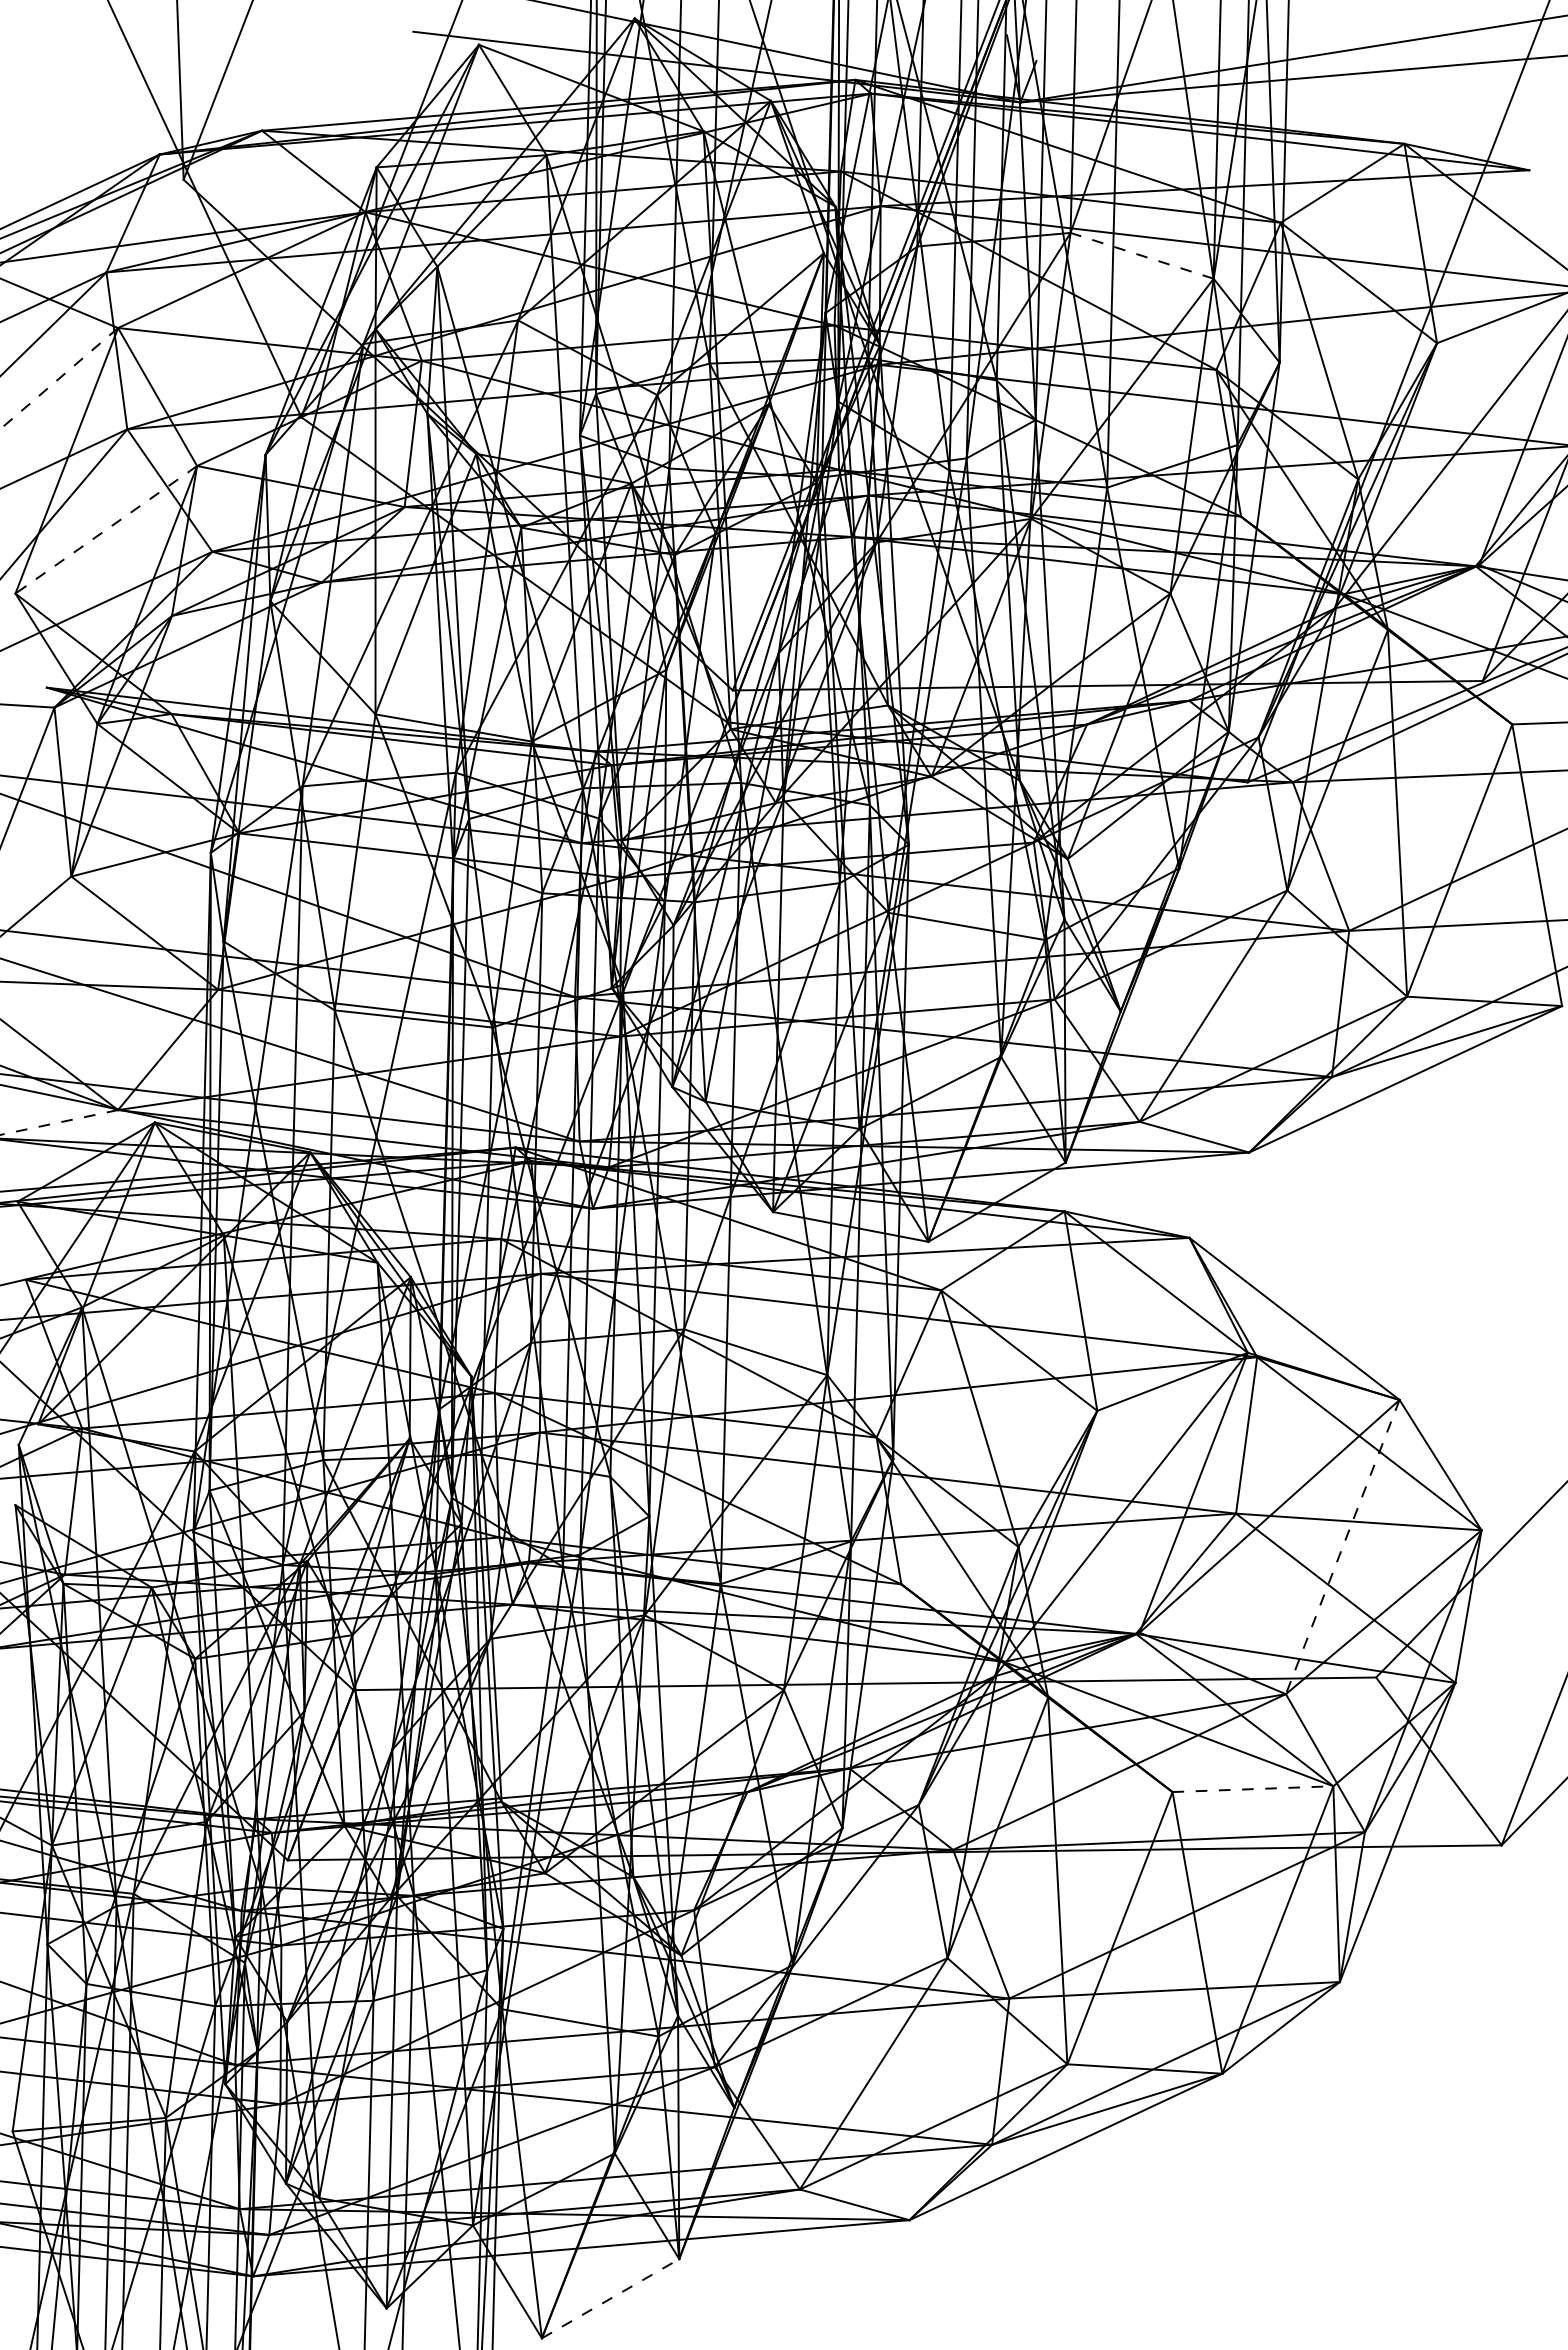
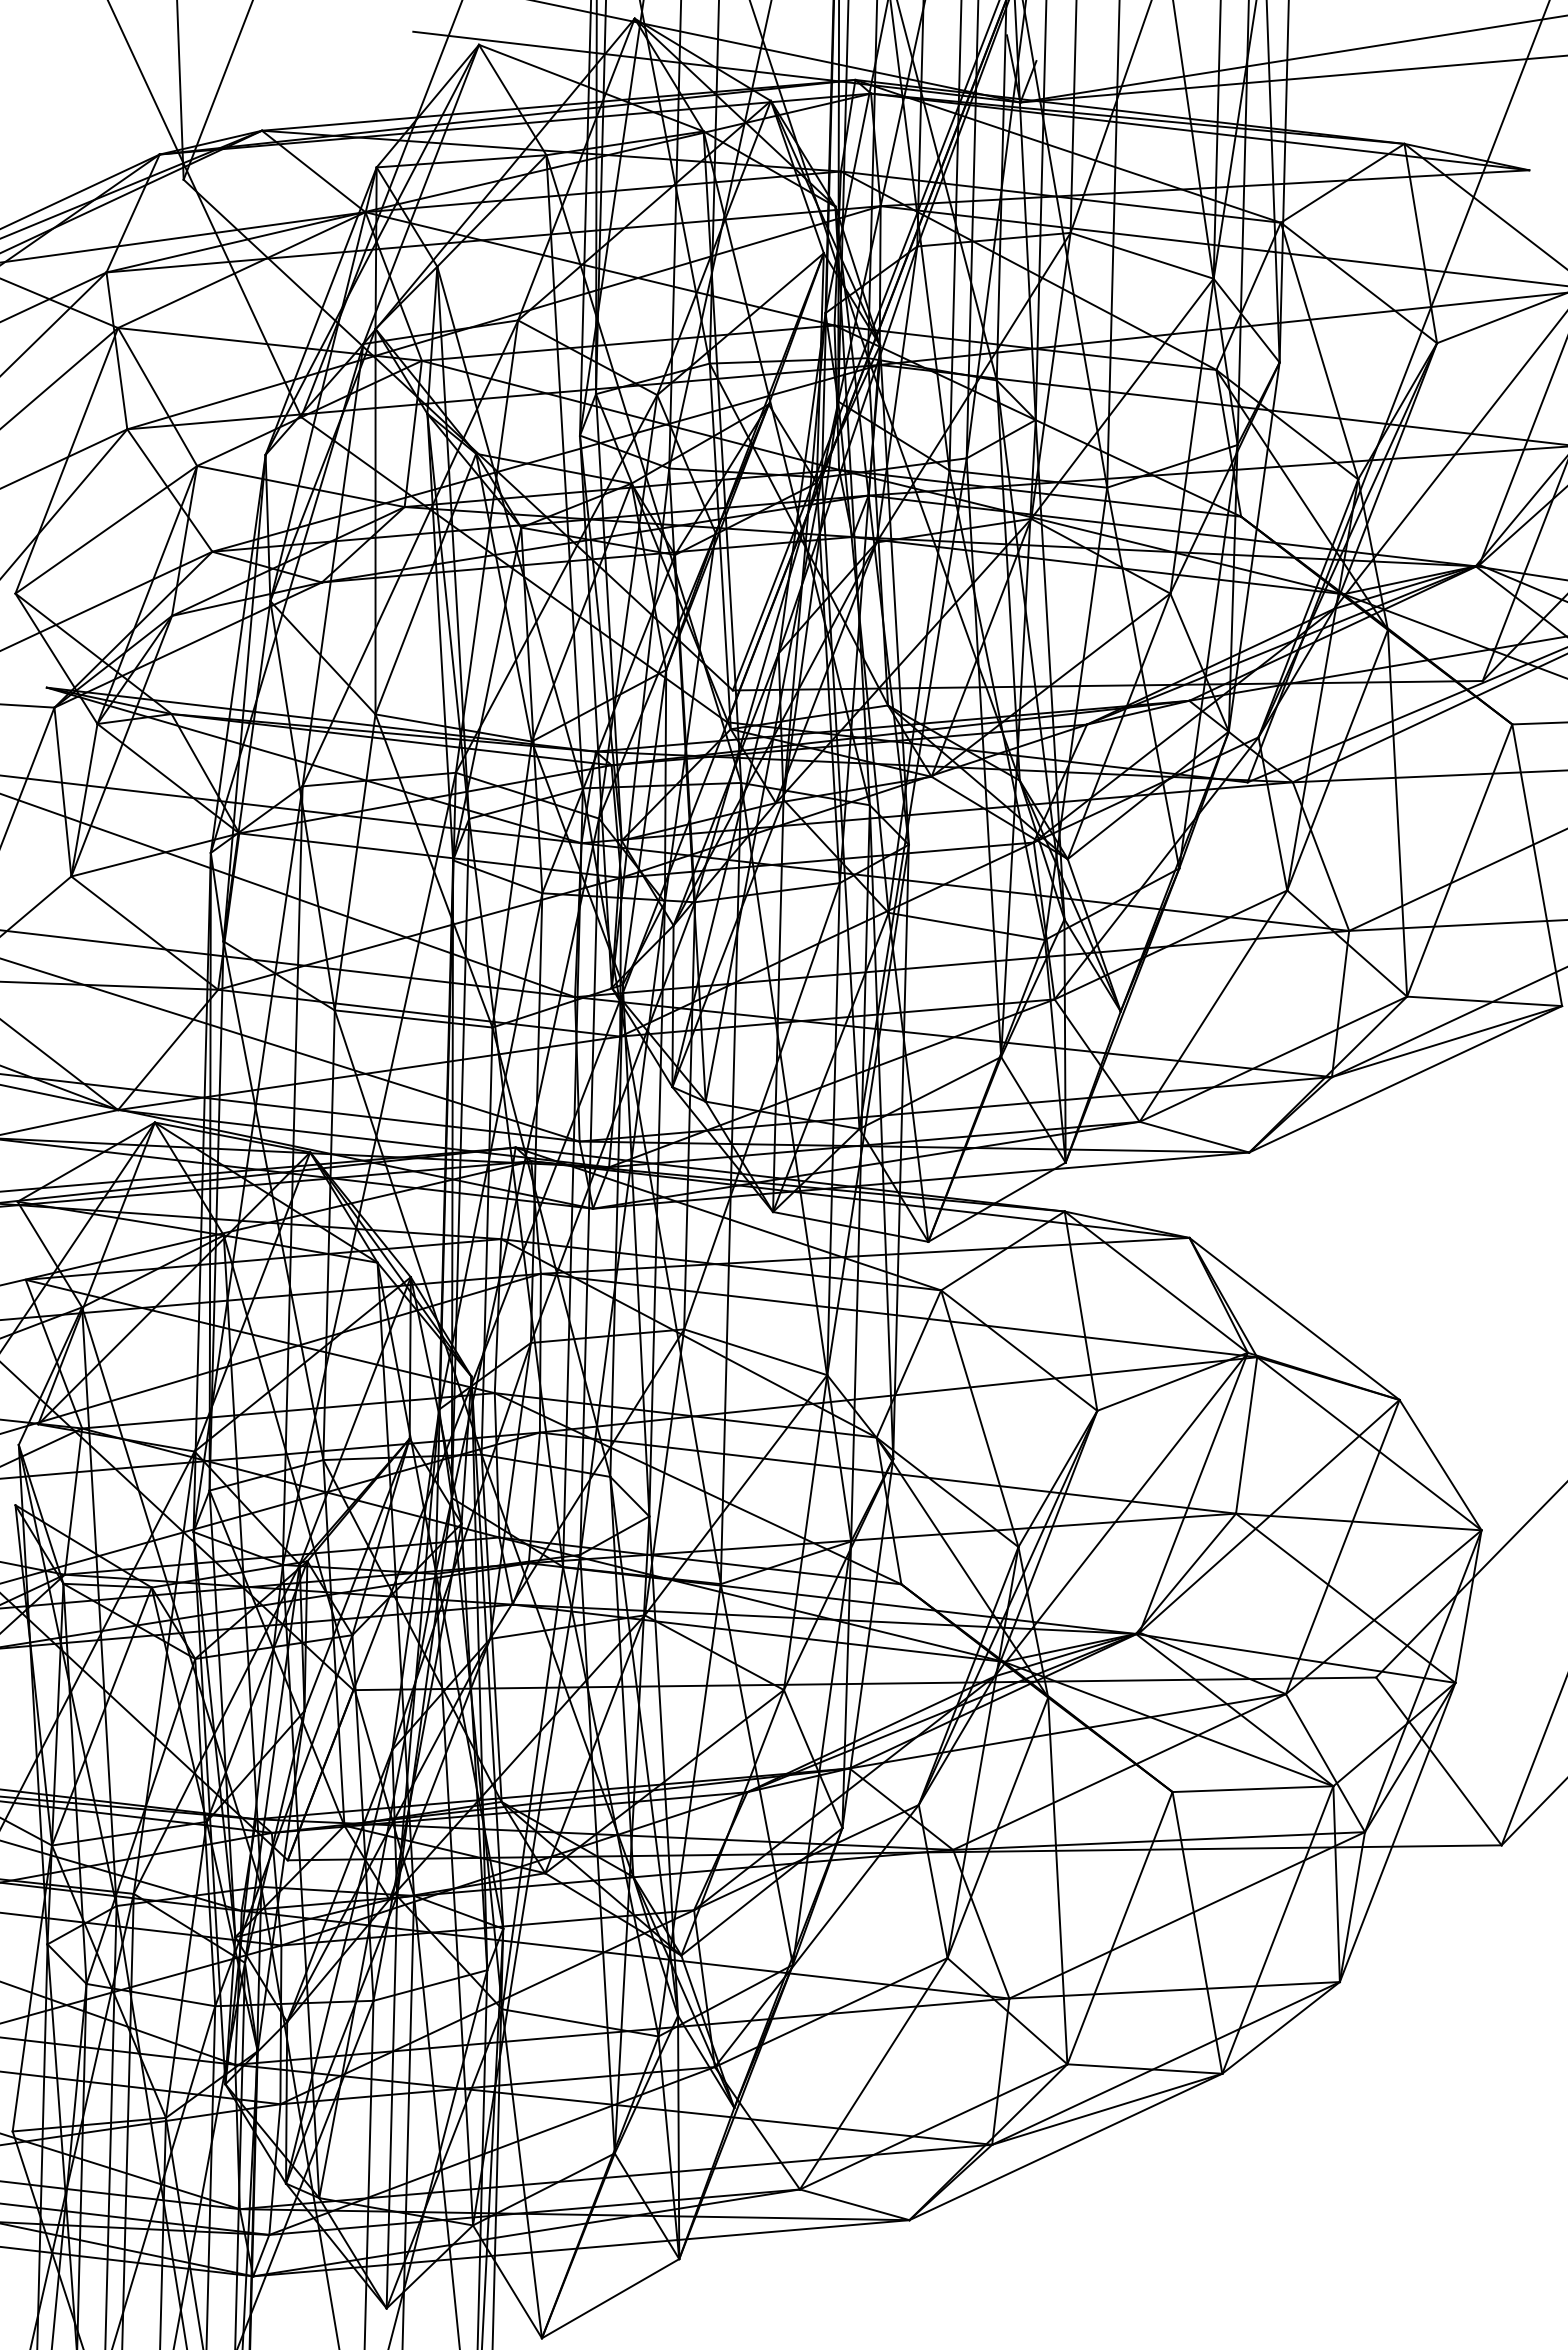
line: dashed -> solid (1141, 255)
line: dashed -> solid (59, 378)
line: dashed -> solid (106, 529)
line: dashed -> solid (58, 1122)
line: dashed -> solid (1342, 1547)
line: dashed -> solid (1253, 1789)
line: dashed -> solid (611, 2298)
